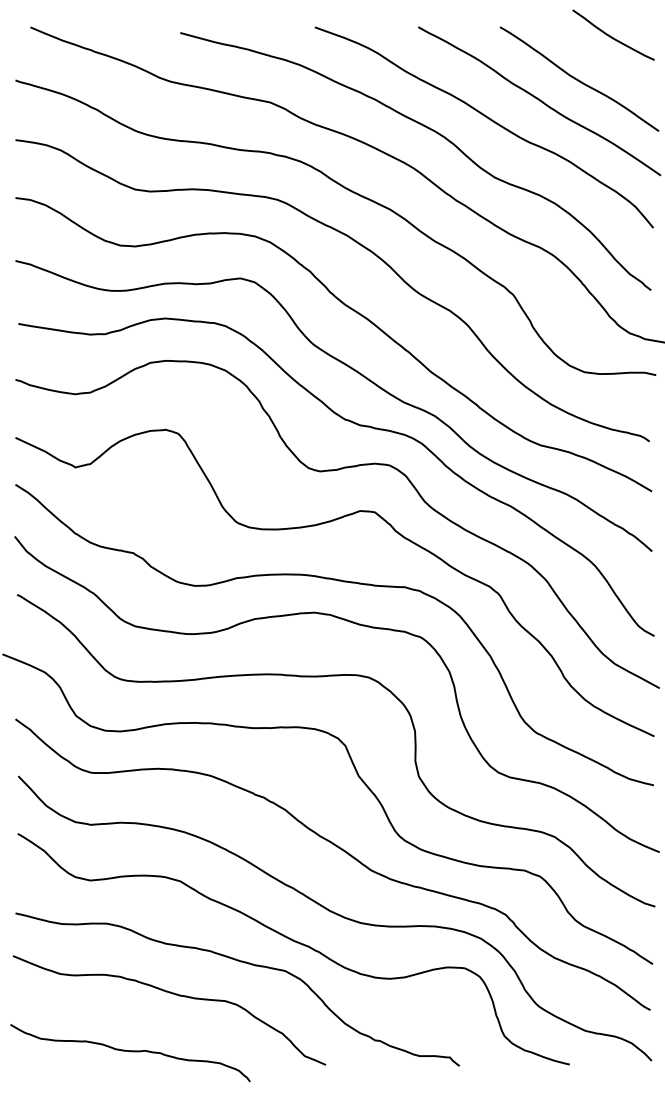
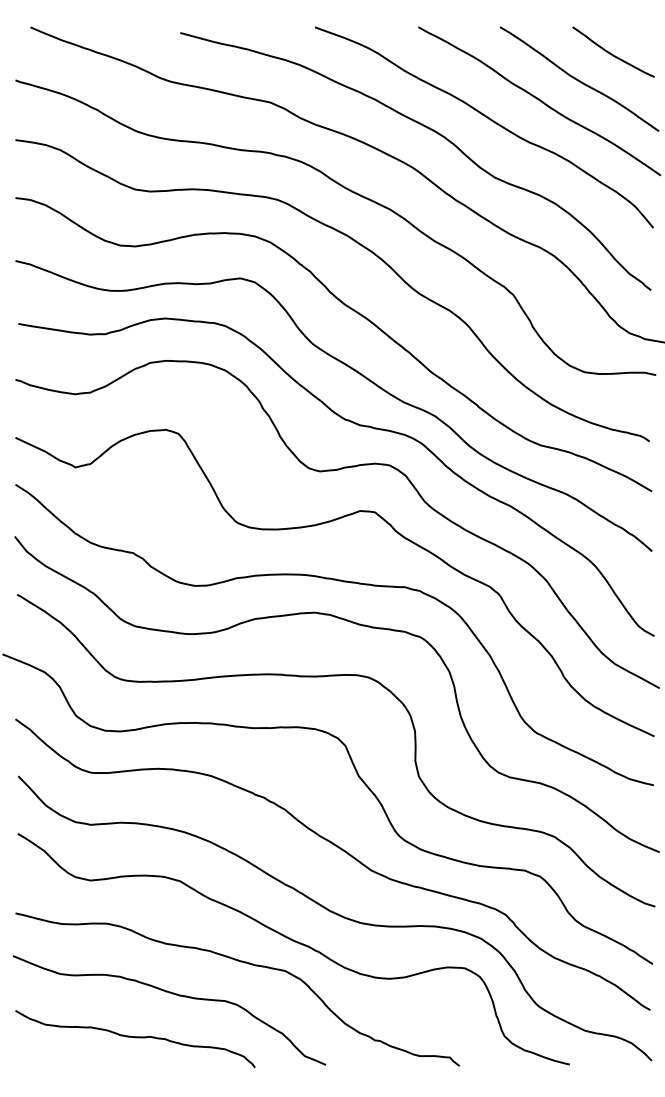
curve position: (612, 36) -> (612, 53) (612, 53)
curve position: (130, 1052) -> (135, 1038) (135, 1038)
